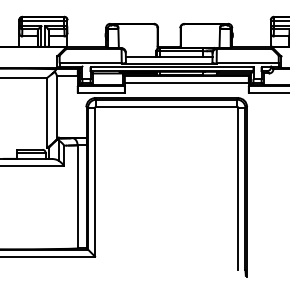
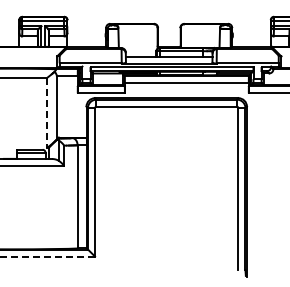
line: solid -> dashed (47, 112)
line: solid -> dashed (47, 256)
